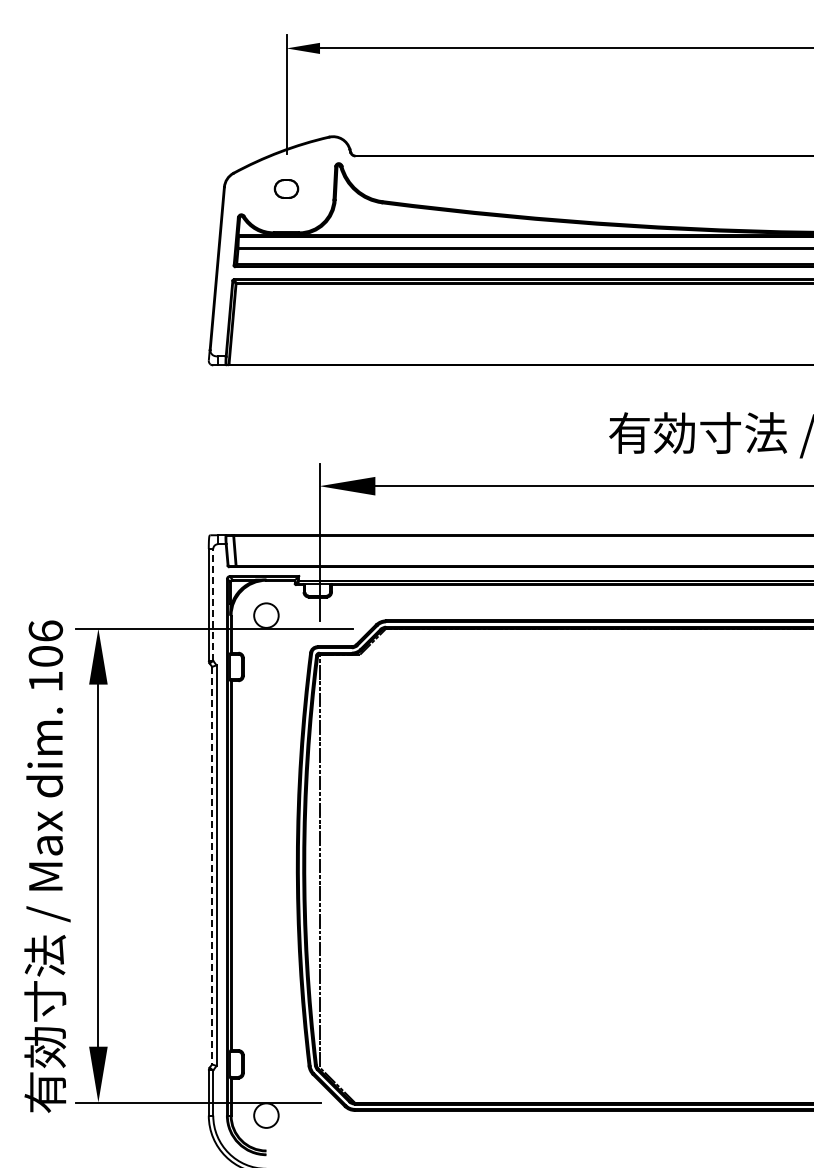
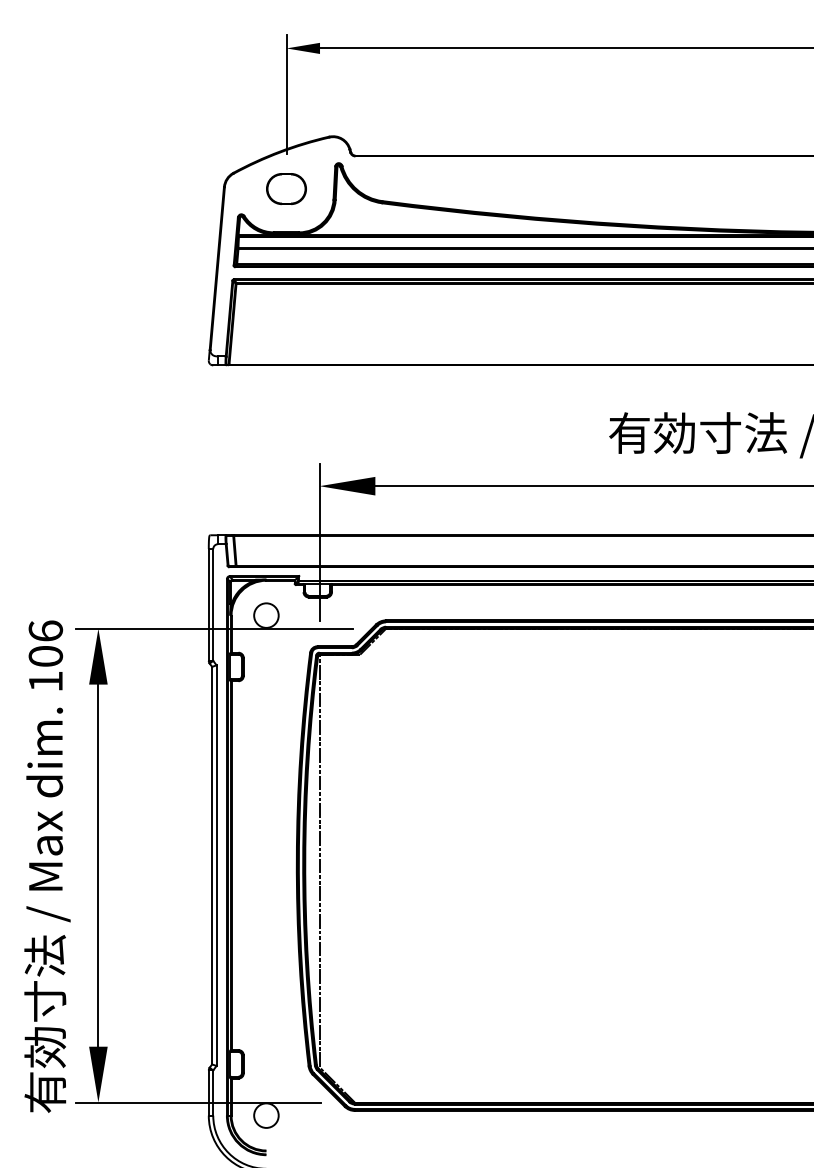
part size: 27x20 px -> 41x32 px (286, 188)
line: dashed -> solid (213, 604)
line: dashed -> solid (212, 865)
